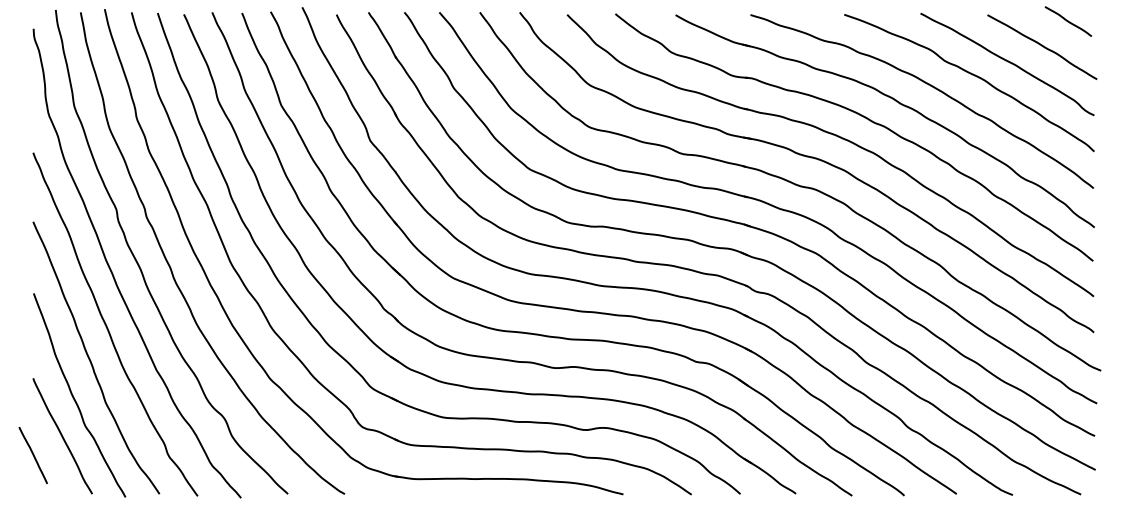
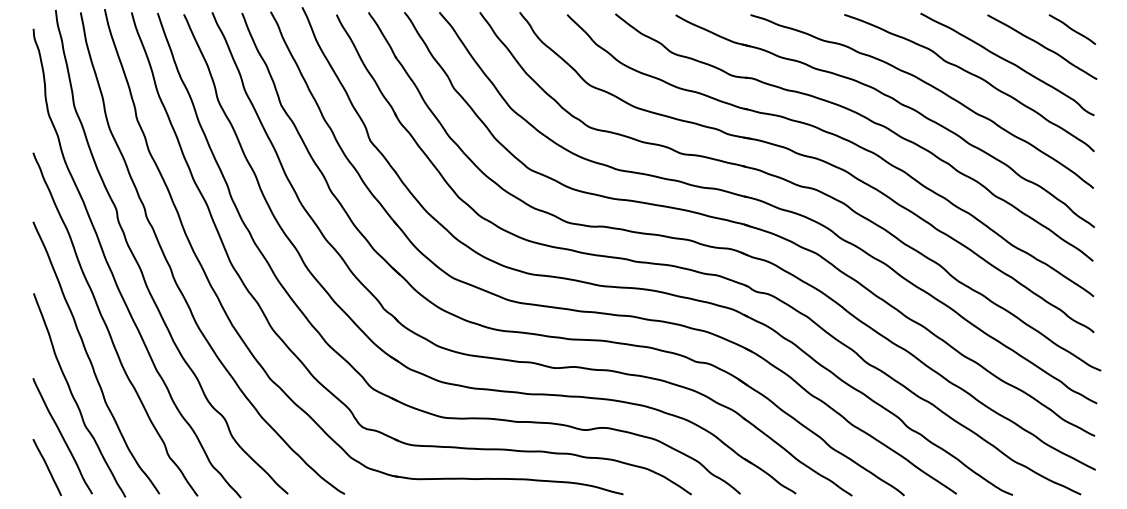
line position: (1068, 21) -> (1072, 29) (1072, 29)
line position: (32, 455) -> (46, 467) (46, 467)
